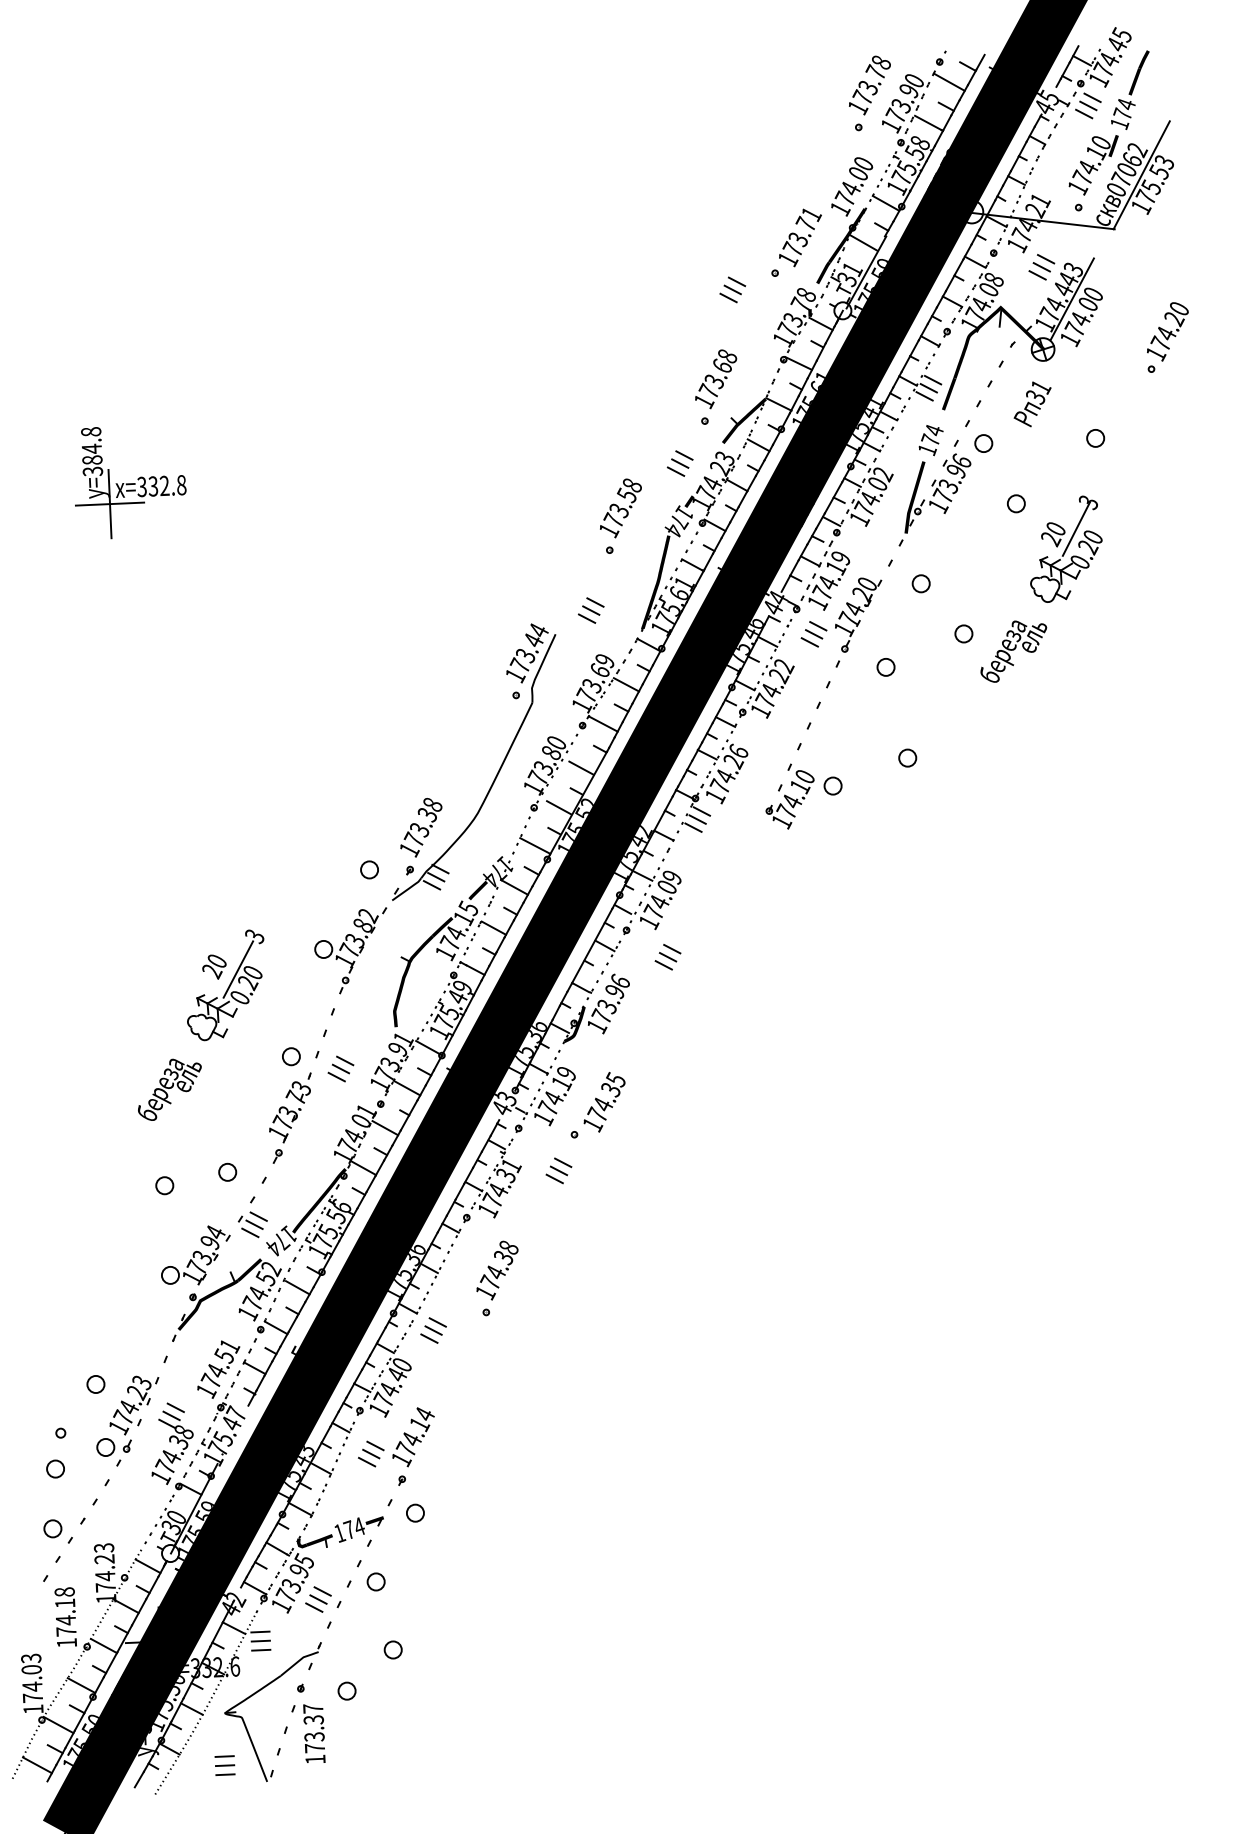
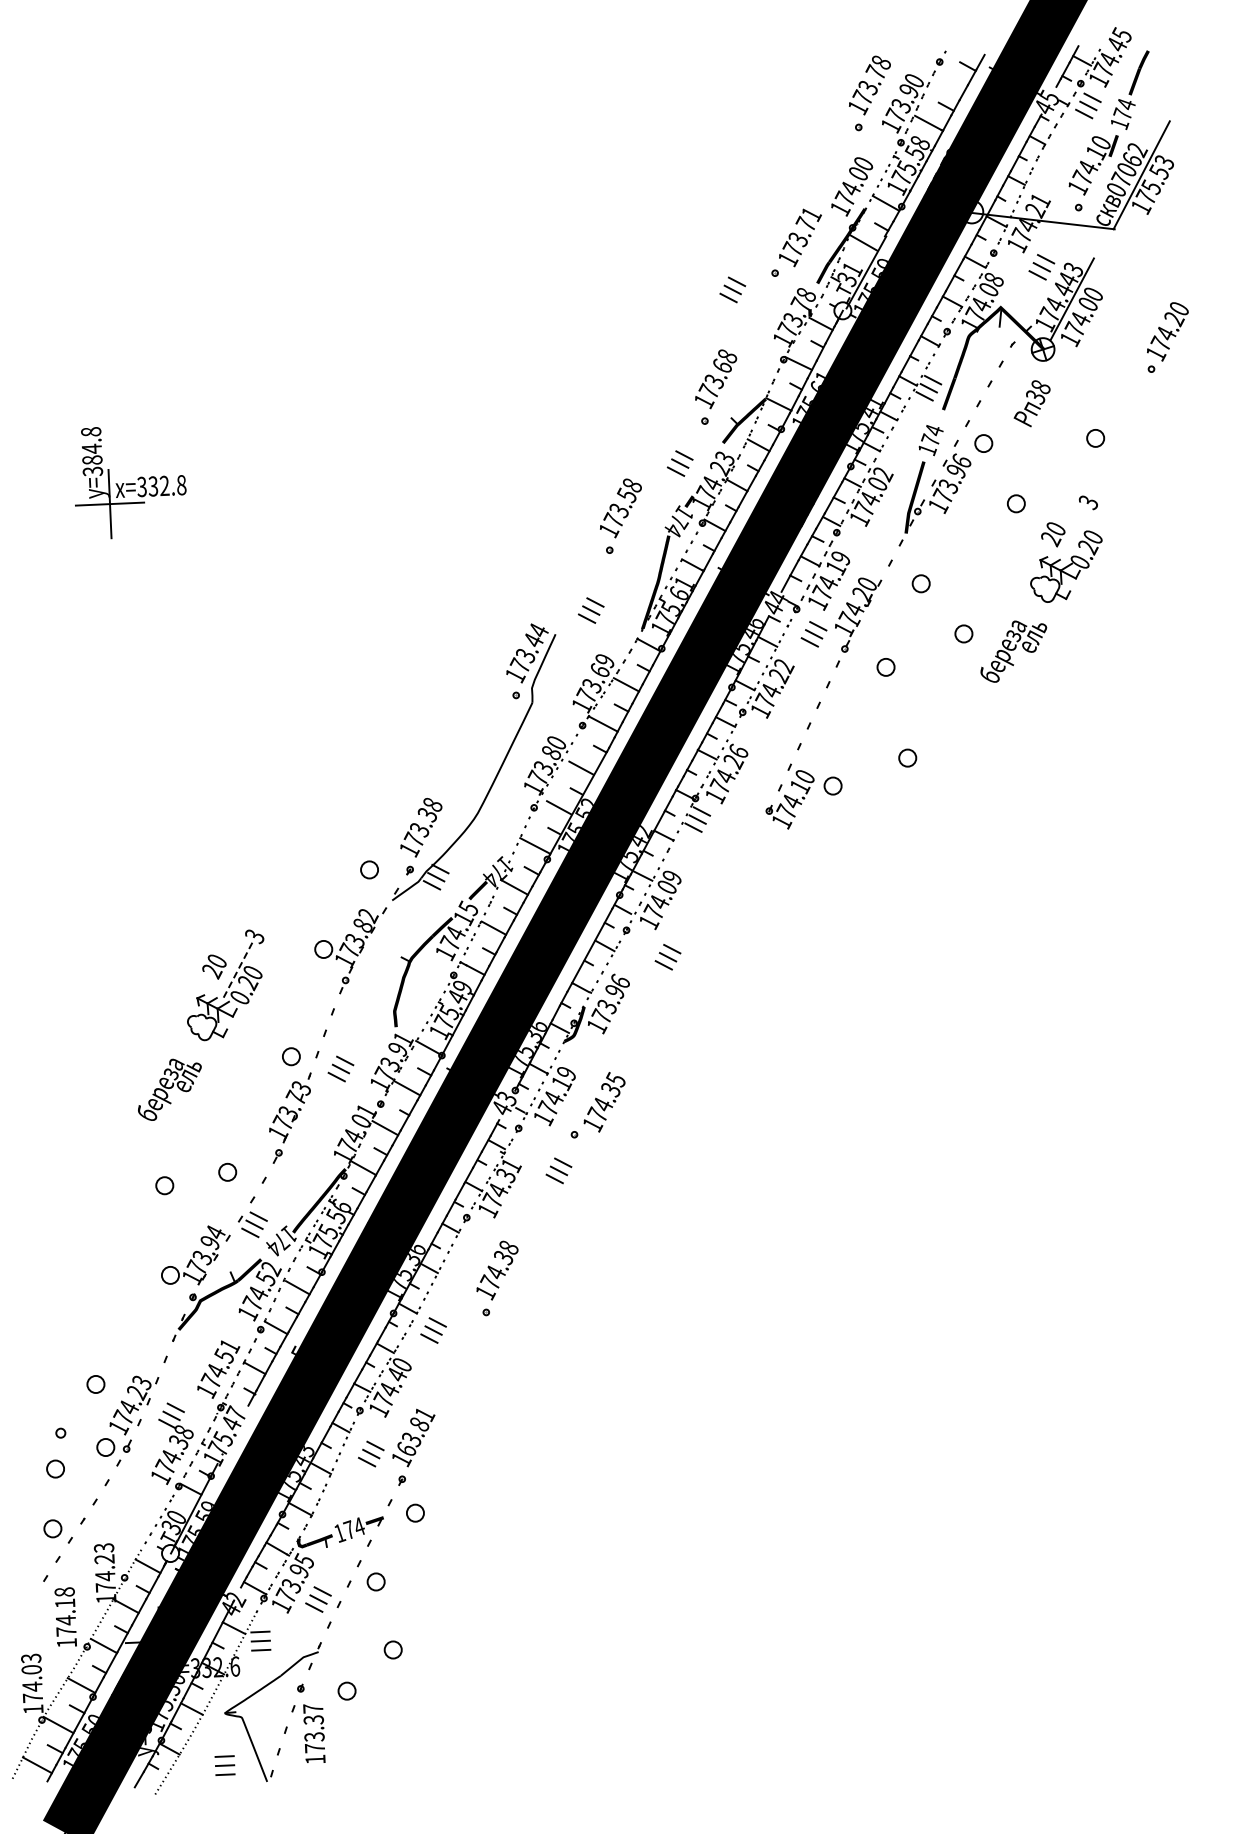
line: present -> none (948, 81)
text: 31 -> 38 (1041, 387)
line: present -> none (1076, 528)
line: solid -> dashed (238, 969)
text: 174.14 -> 163.81 (415, 1431)
